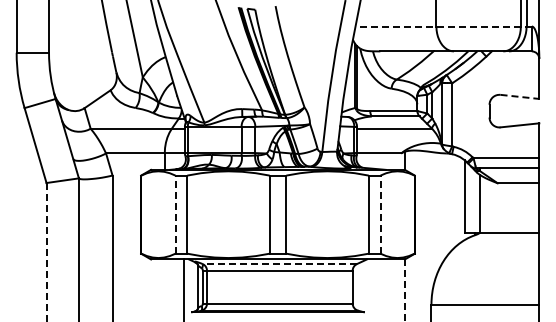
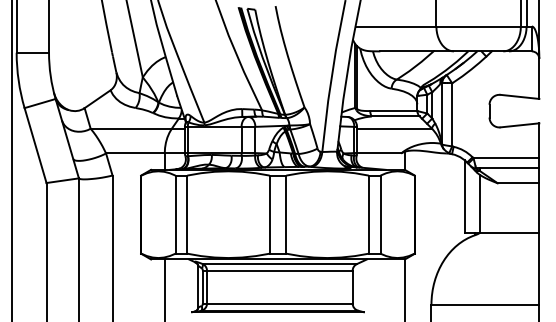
line: dashed -> solid (443, 26)
line: dashed -> solid (520, 96)
line: none -> present (11, 160)
line: dashed -> solid (175, 214)
line: dashed -> solid (380, 214)
line: dashed -> solid (46, 251)
line: dashed -> solid (279, 264)
line position: (183, 288) -> (164, 288) (164, 288)
line: dashed -> solid (404, 291)
